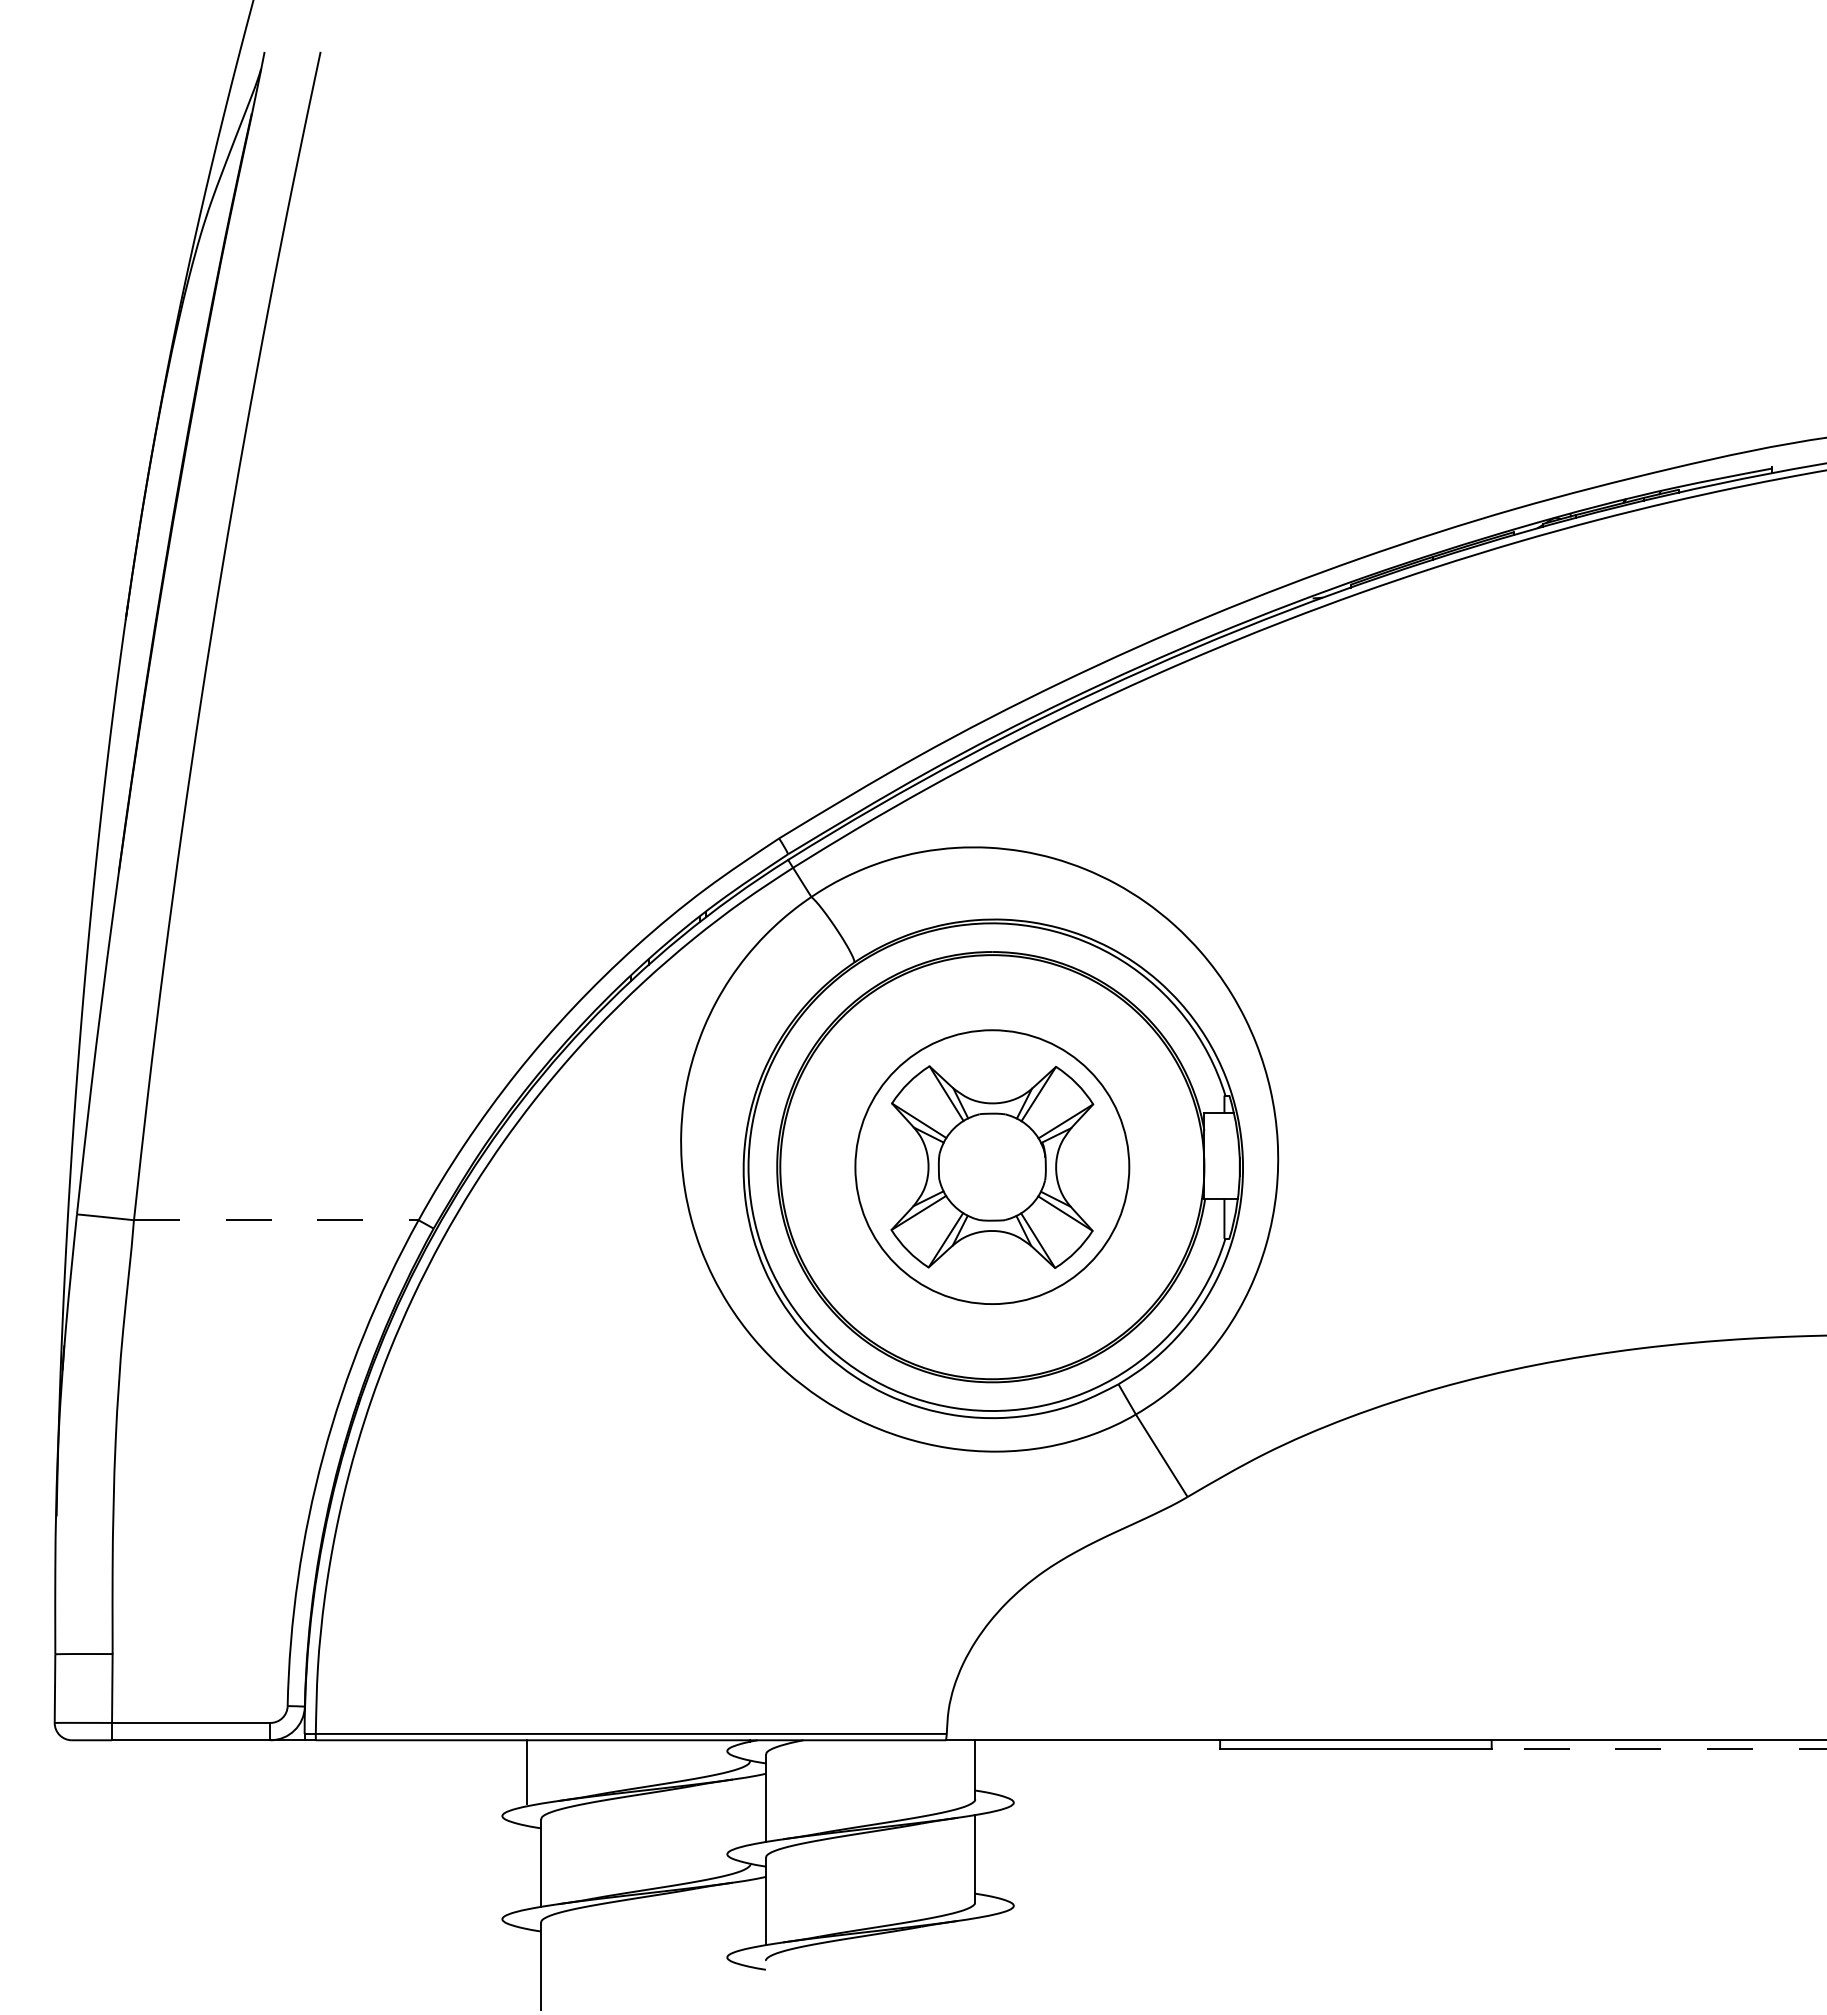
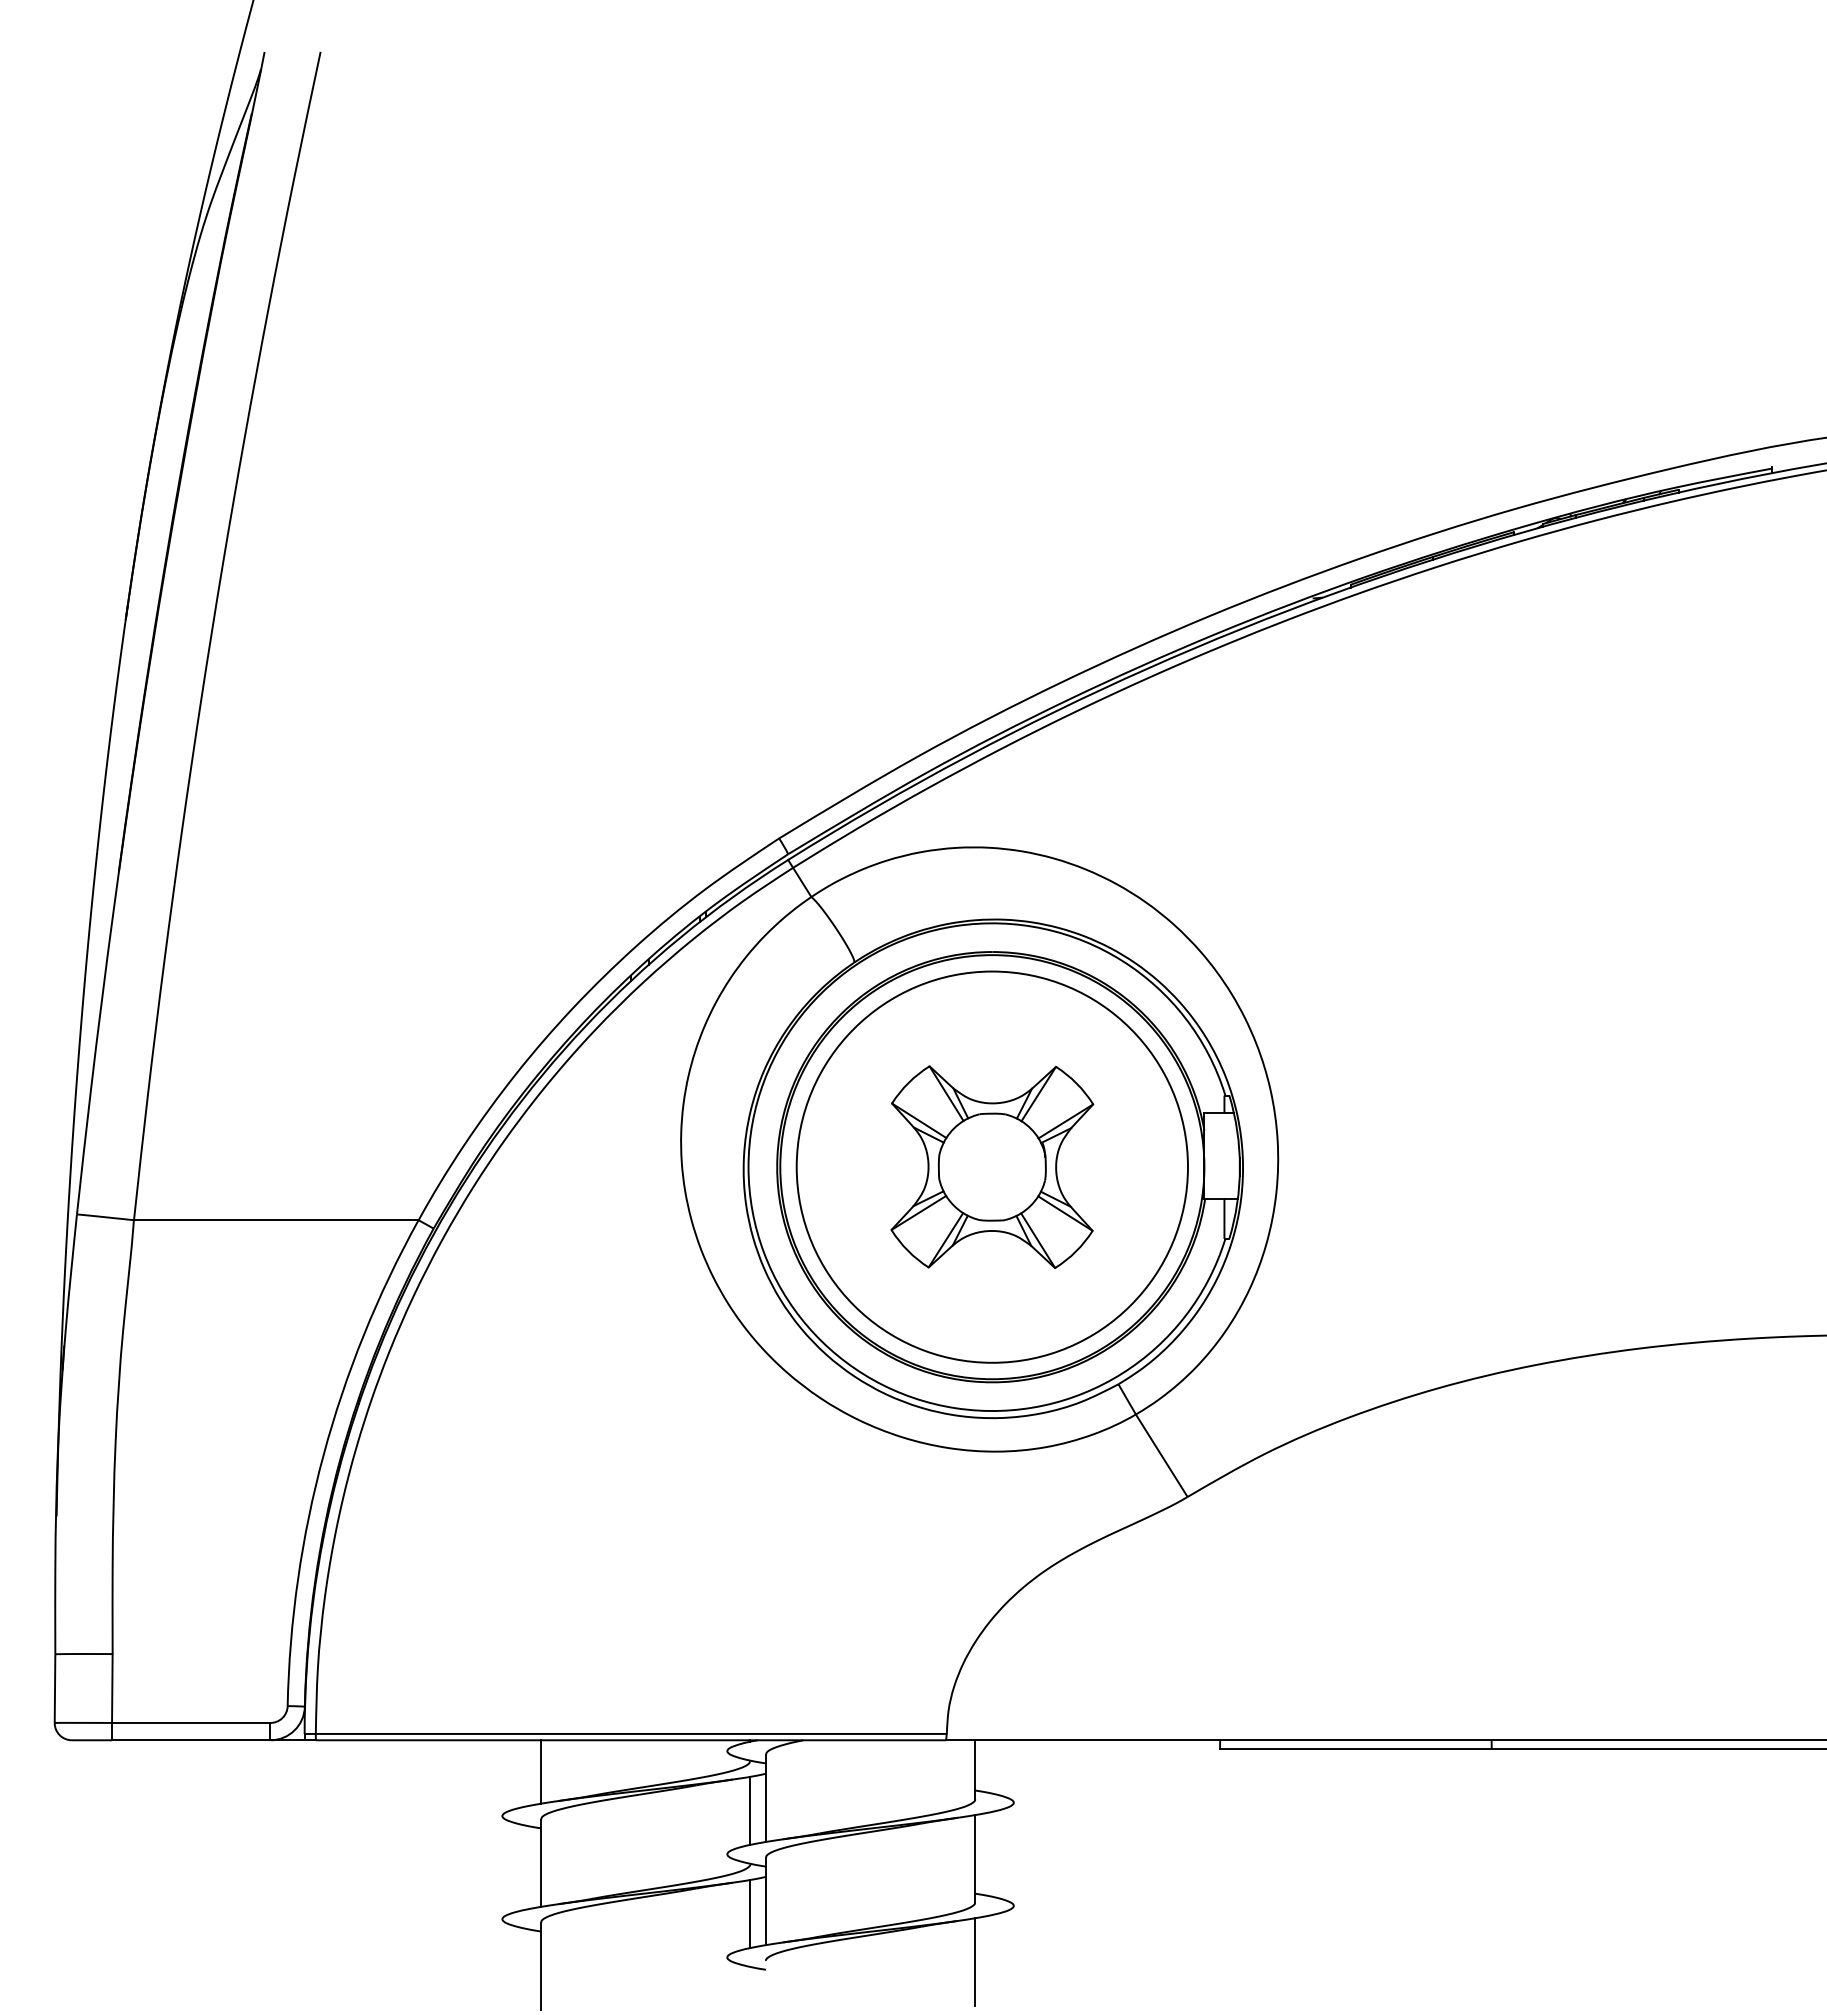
circle diameter: 274 px -> 391 px (991, 1166)
line: dashed -> solid (276, 1220)
line: dashed -> solid (1658, 1748)
line position: (527, 1771) -> (541, 1771) (541, 1771)
line: none -> present (750, 1810)
line: none -> present (750, 1913)
line: none -> present (975, 1961)
